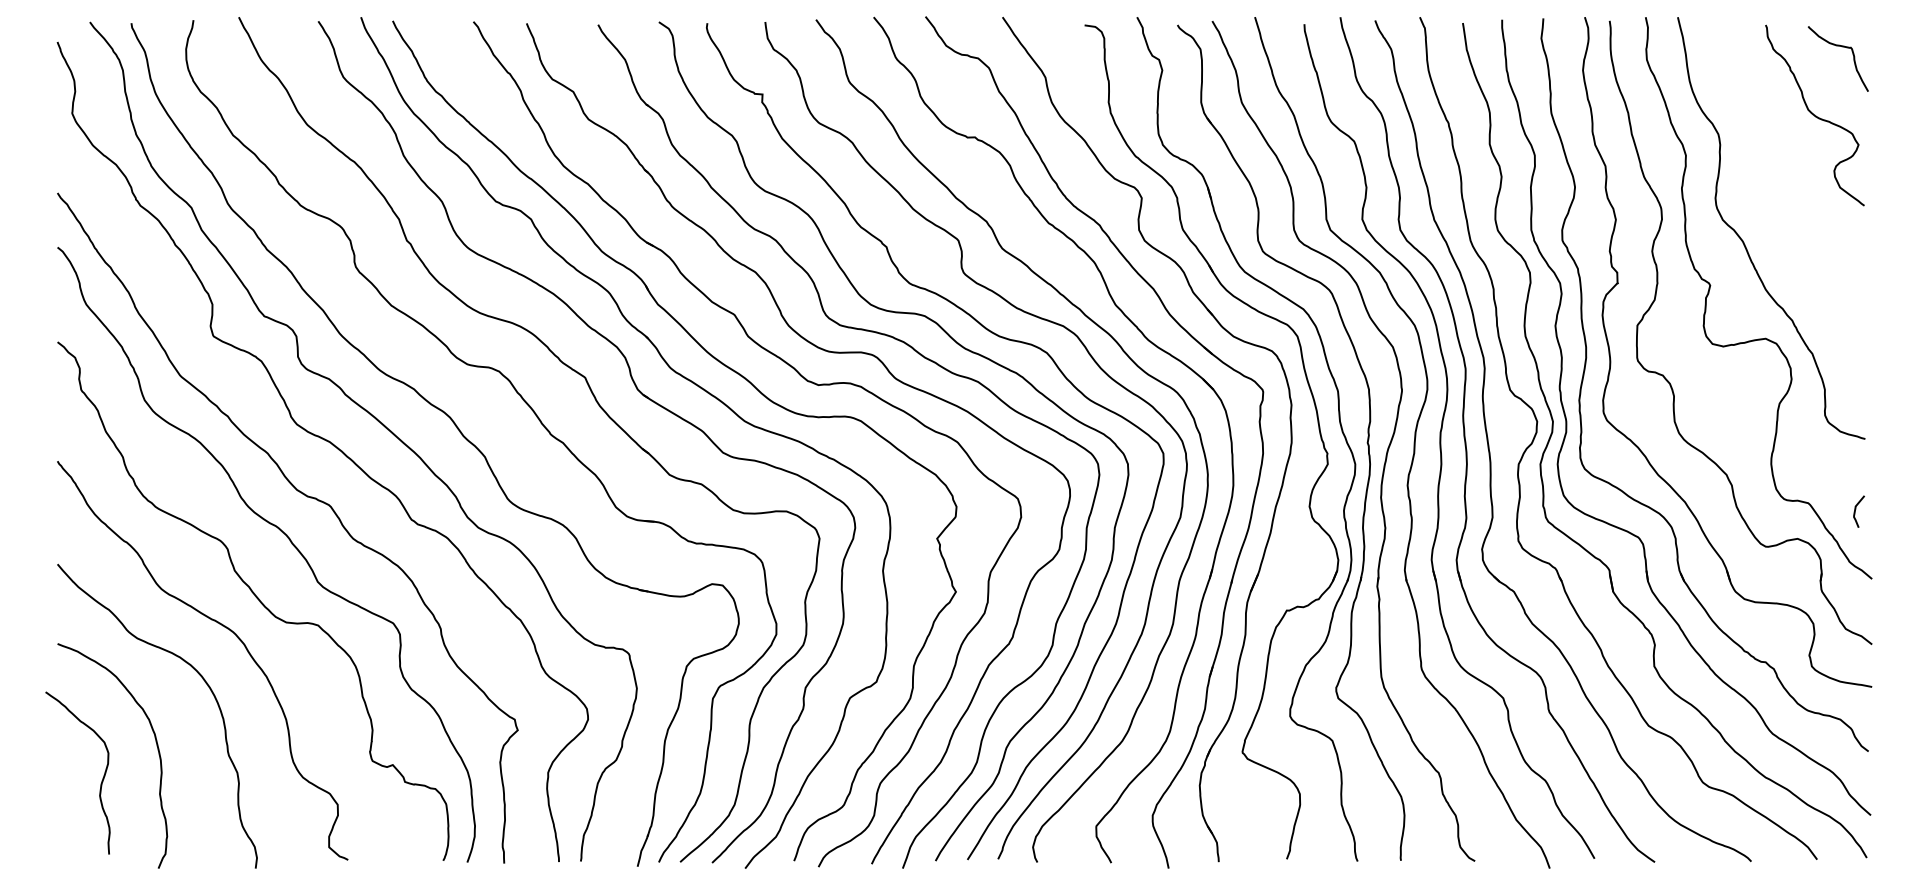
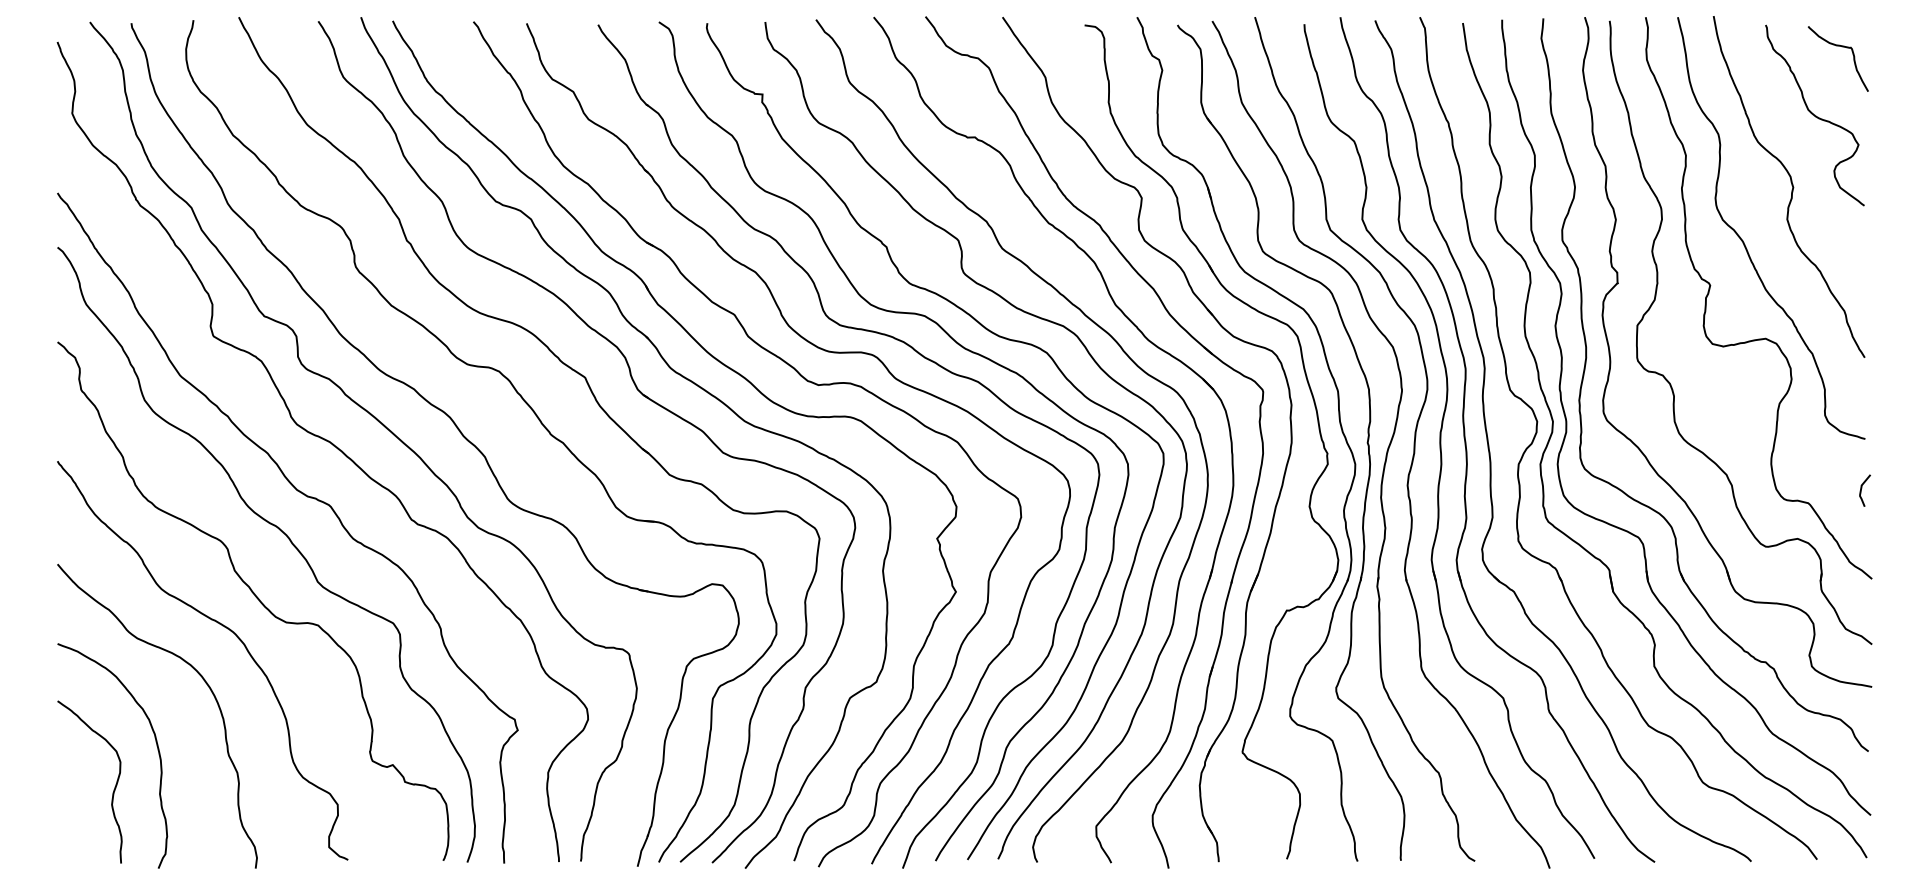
curve: none -> present (1791, 185)
curve position: (1856, 509) -> (1862, 488) (1862, 488)
curve position: (101, 780) -> (113, 789) (113, 789)
